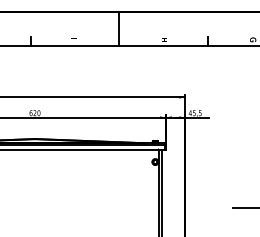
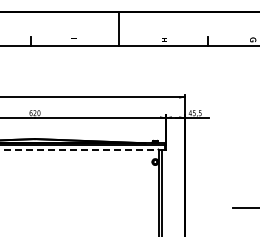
line: solid -> dashed (83, 149)
